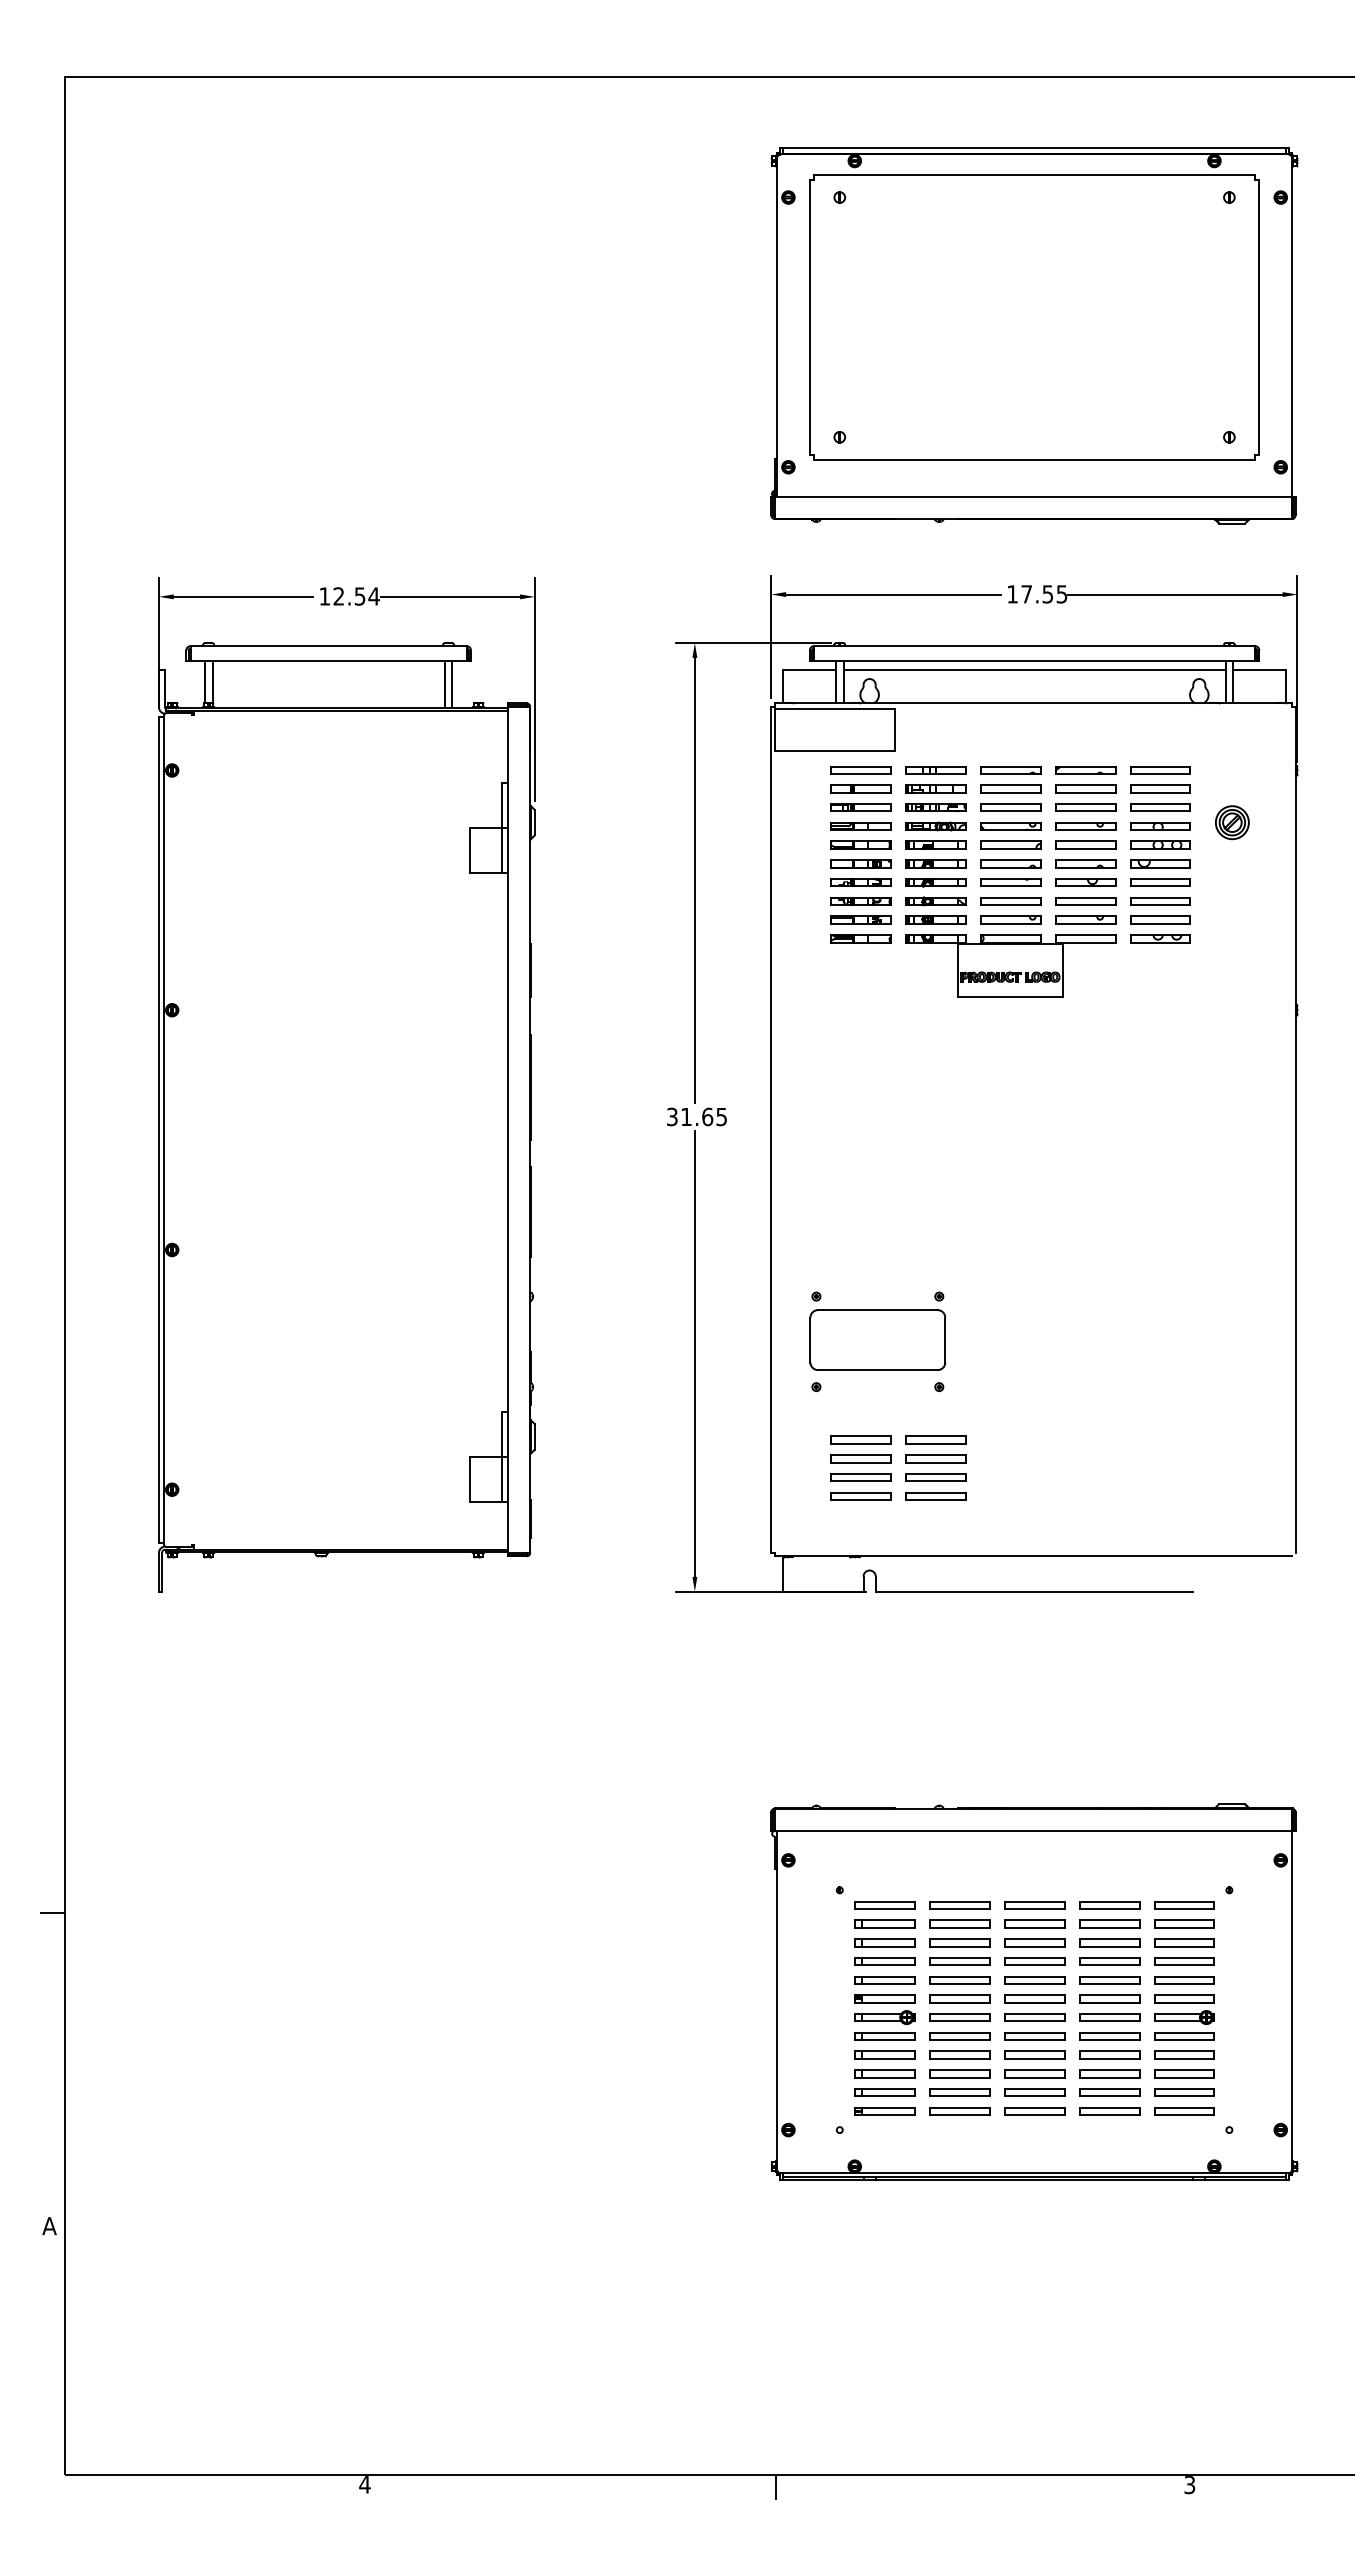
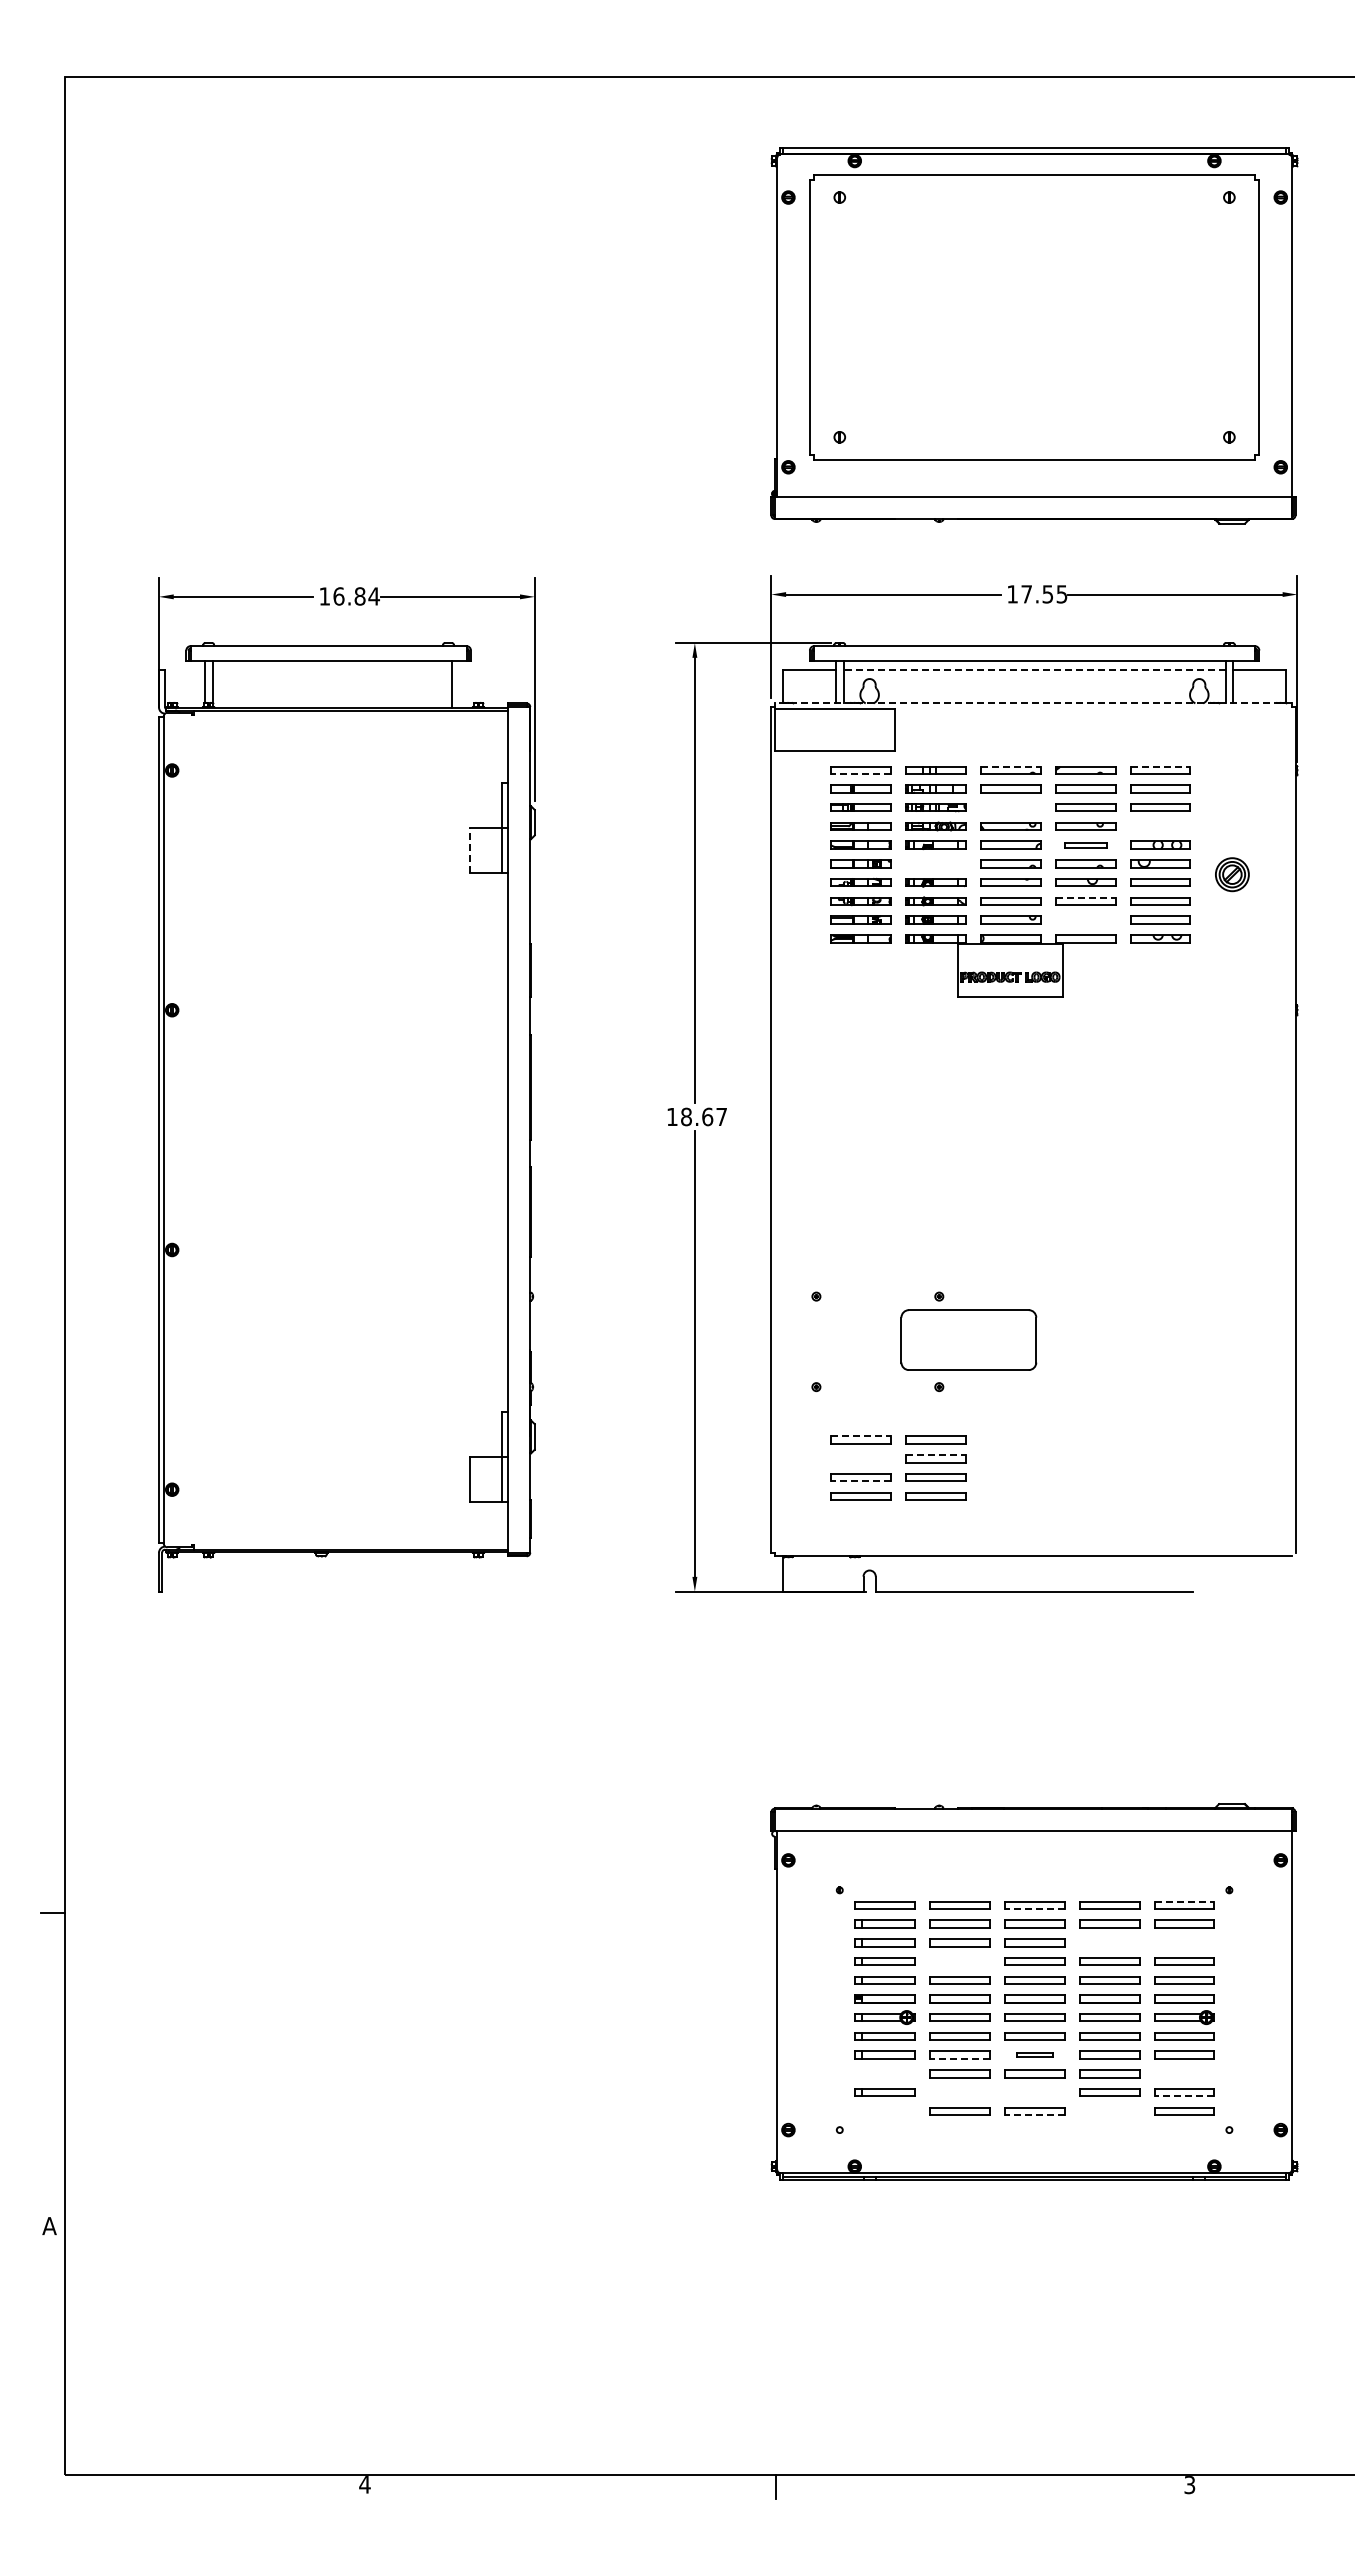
text: 12.54 -> 16.84 (349, 596)
line: solid -> dashed (1034, 670)
line: present -> none (444, 684)
line: solid -> dashed (1032, 703)
line: solid -> dashed (1010, 766)
line: solid -> dashed (1160, 766)
line: solid -> dashed (860, 774)
part: present -> none (1010, 807)
part position: (1232, 822) -> (1232, 874) (1232, 874)
part: present -> none (1160, 826)
part size: 62x10 px -> 44x7 px (1085, 845)
line: solid -> dashed (469, 849)
part: present -> none (935, 863)
line: solid -> dashed (1085, 897)
part: present -> none (1085, 919)
text: 31.65 -> 18.67 (696, 1116)
part position: (877, 1339) -> (968, 1339) (968, 1339)
line: solid -> dashed (860, 1436)
line: solid -> dashed (935, 1455)
part: present -> none (860, 1458)
line: solid -> dashed (860, 1481)
line: solid -> dashed (1184, 1901)
line: solid -> dashed (1034, 1909)
part: present -> none (1109, 1942)
part: present -> none (1184, 1942)
part: present -> none (959, 1961)
part size: 62x10 px -> 38x6 px (1034, 2054)
line: solid -> dashed (959, 2058)
part: present -> none (884, 2073)
part: present -> none (1184, 2073)
part: present -> none (959, 2092)
part: present -> none (1034, 2092)
line: solid -> dashed (1184, 2096)
part: present -> none (884, 2111)
part: present -> none (1109, 2111)
line: solid -> dashed (1034, 2115)
